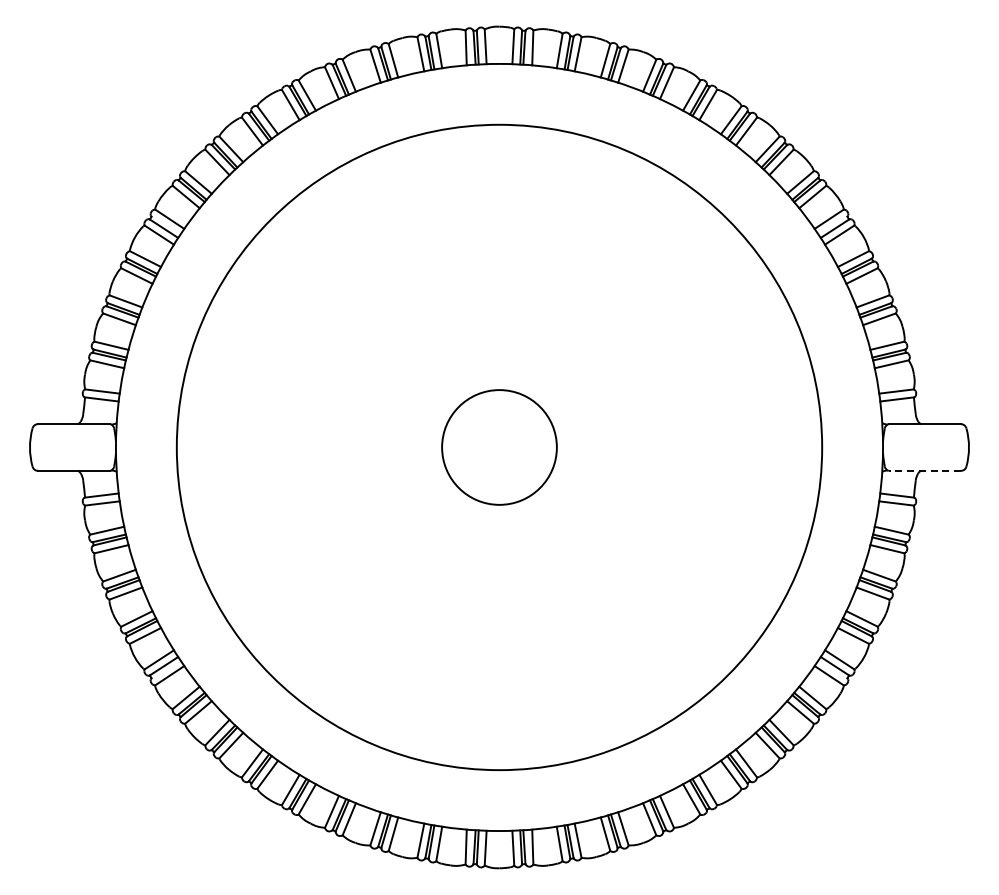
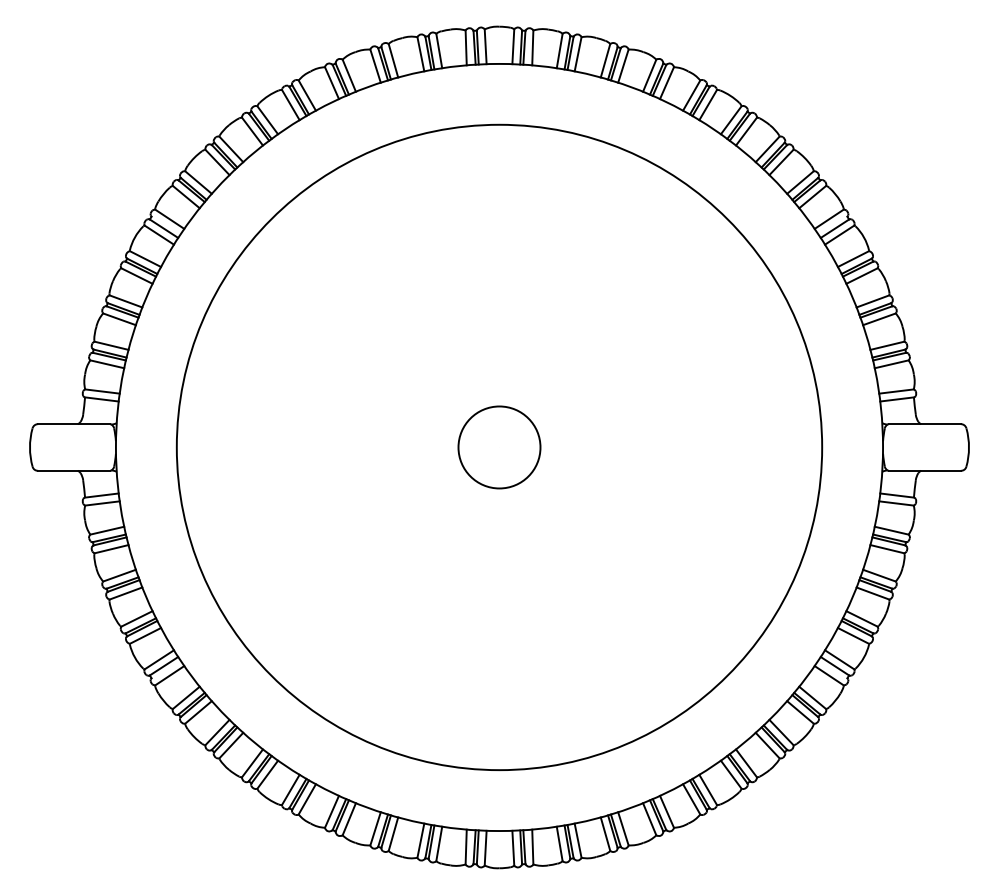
circle diameter: 115 px -> 82 px (499, 447)
line: dashed -> solid (924, 470)
